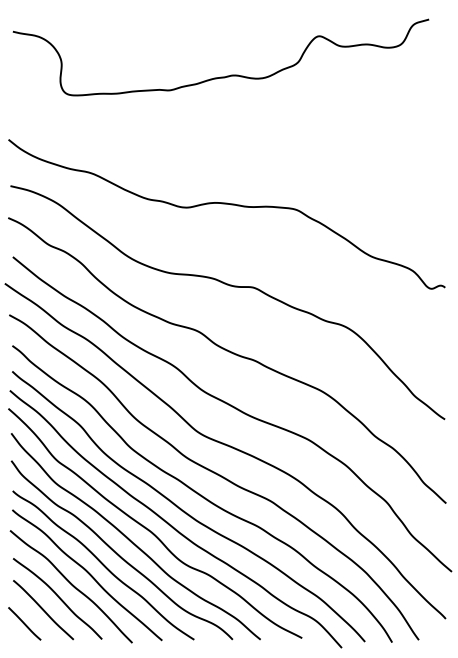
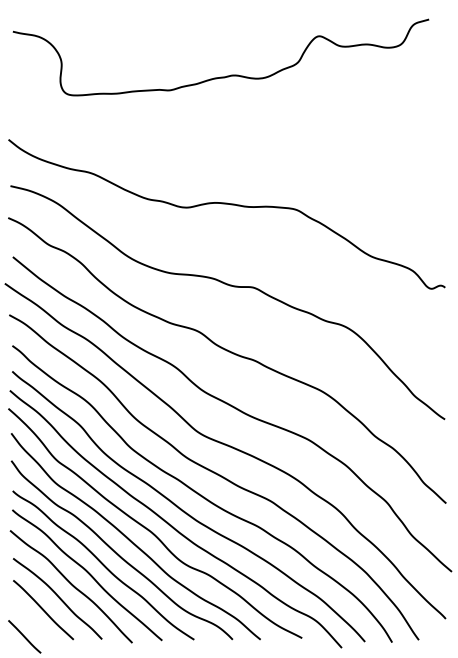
line position: (24, 623) -> (24, 636) (24, 636)
